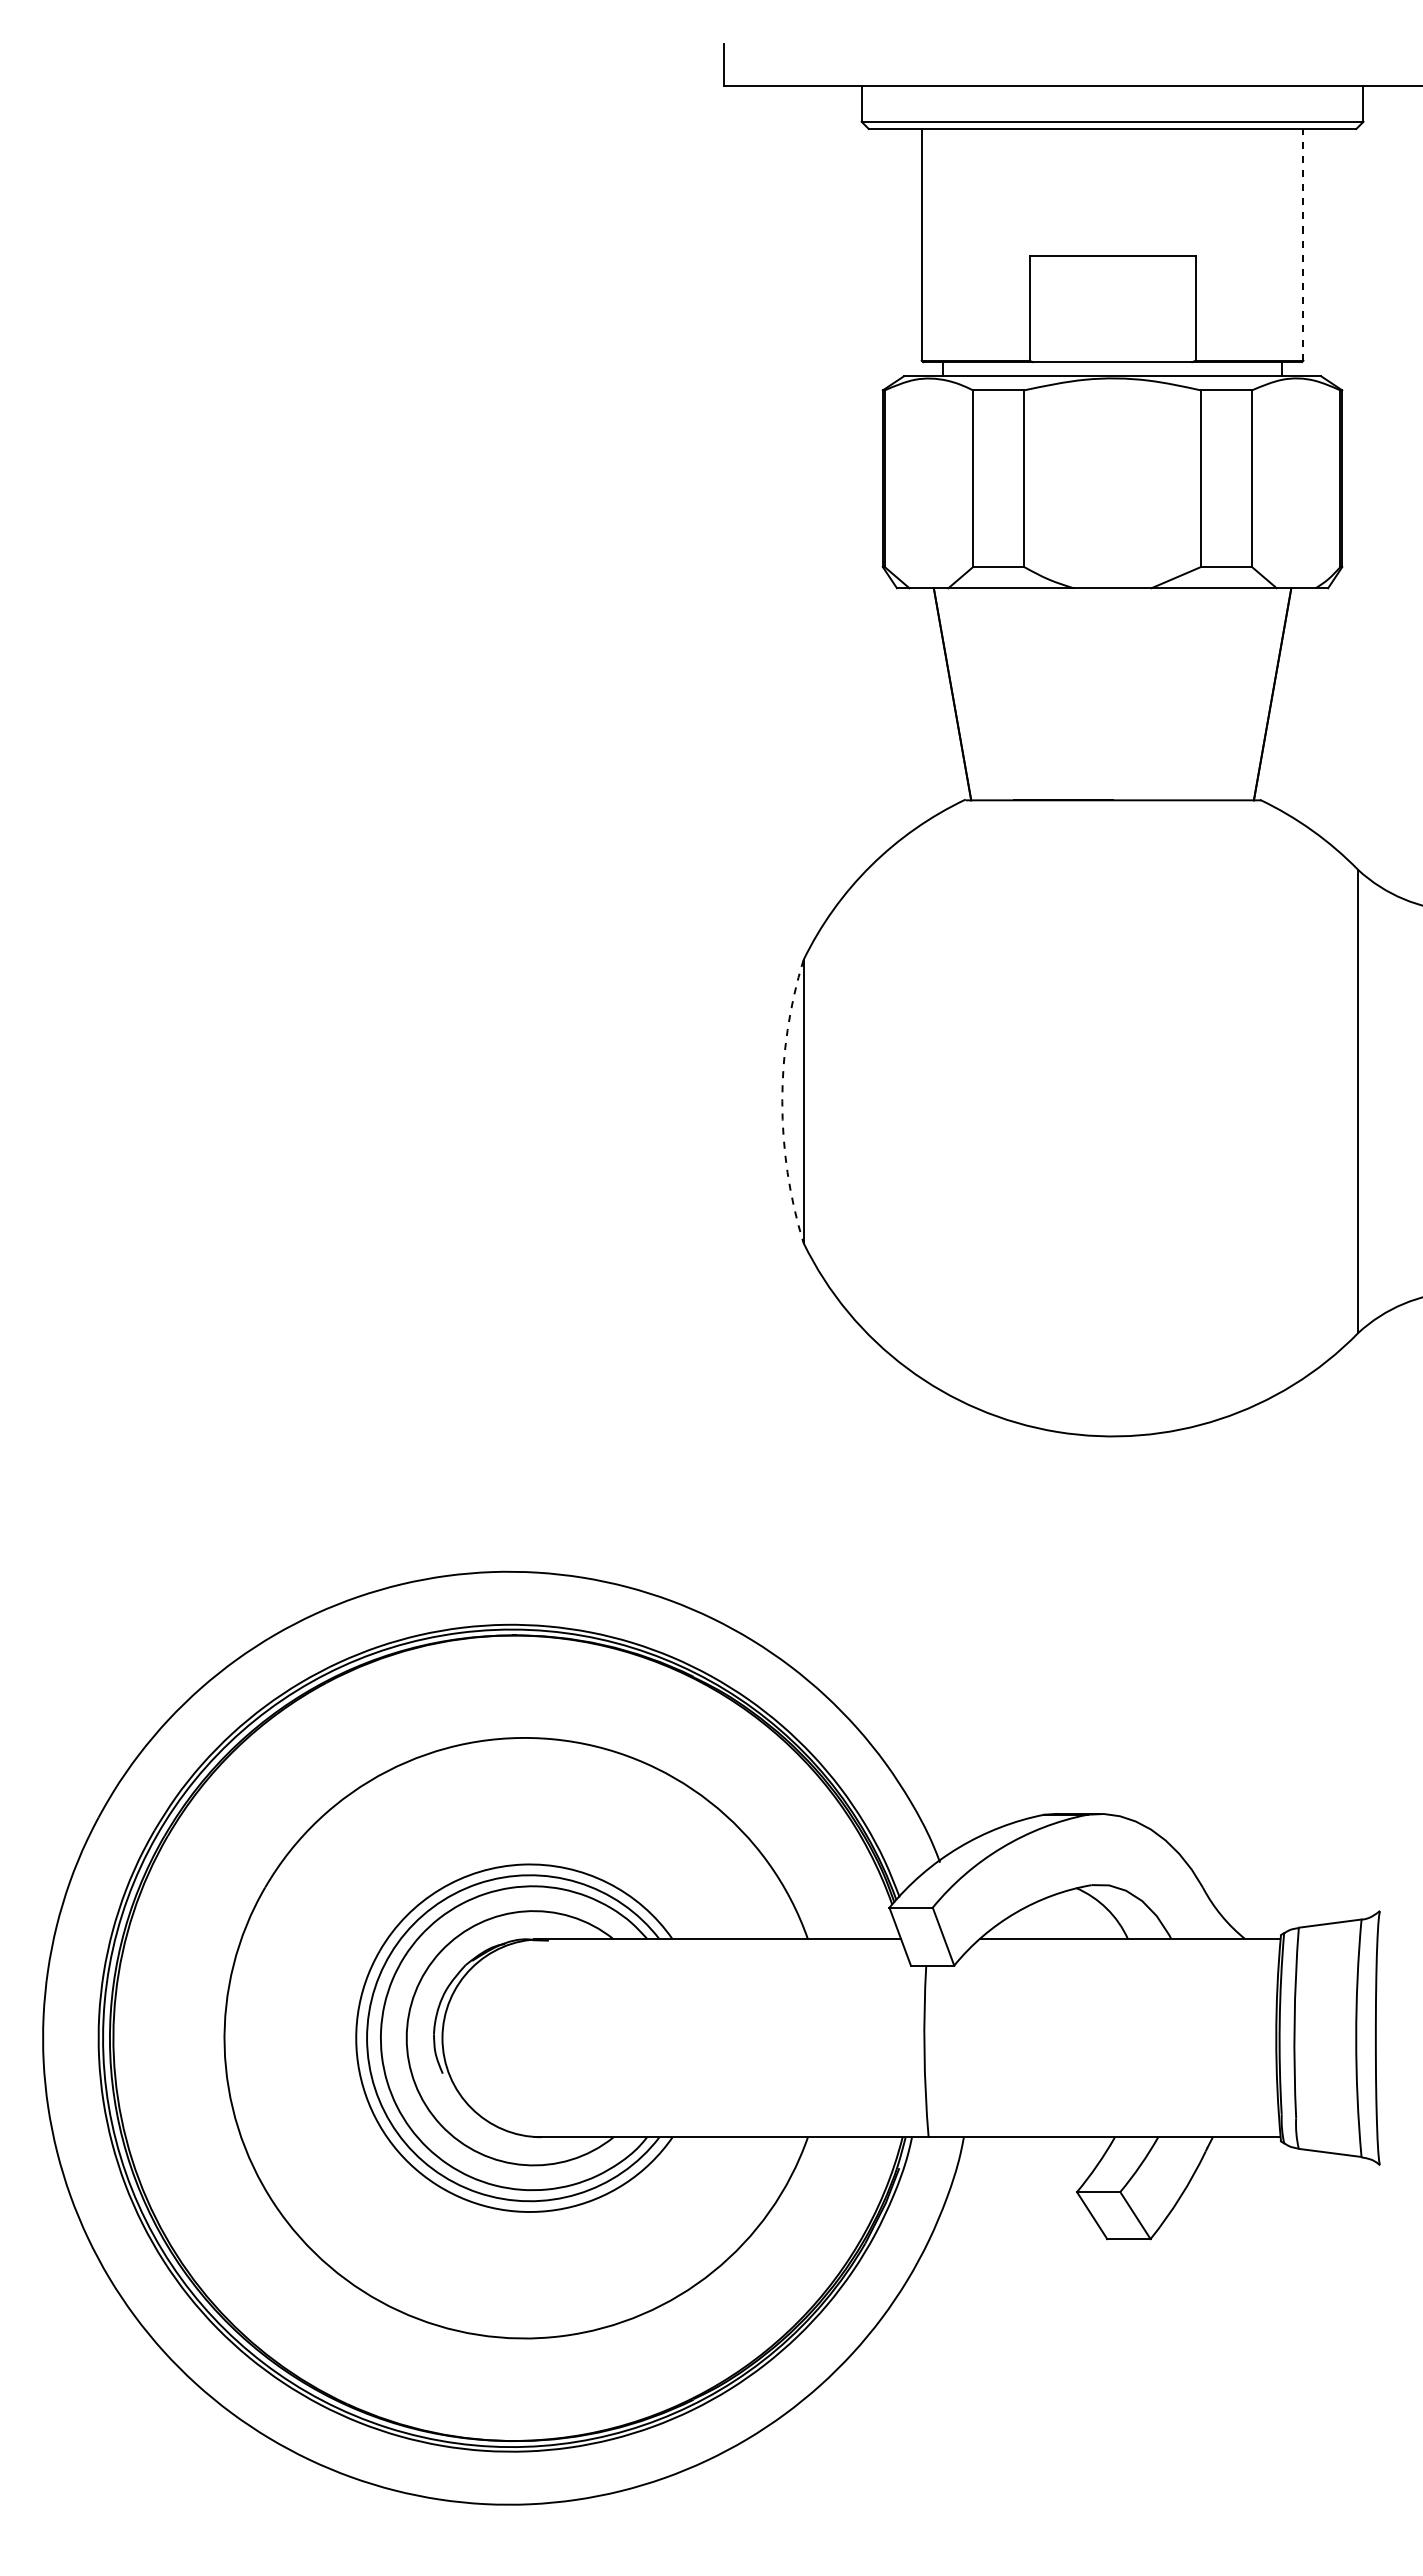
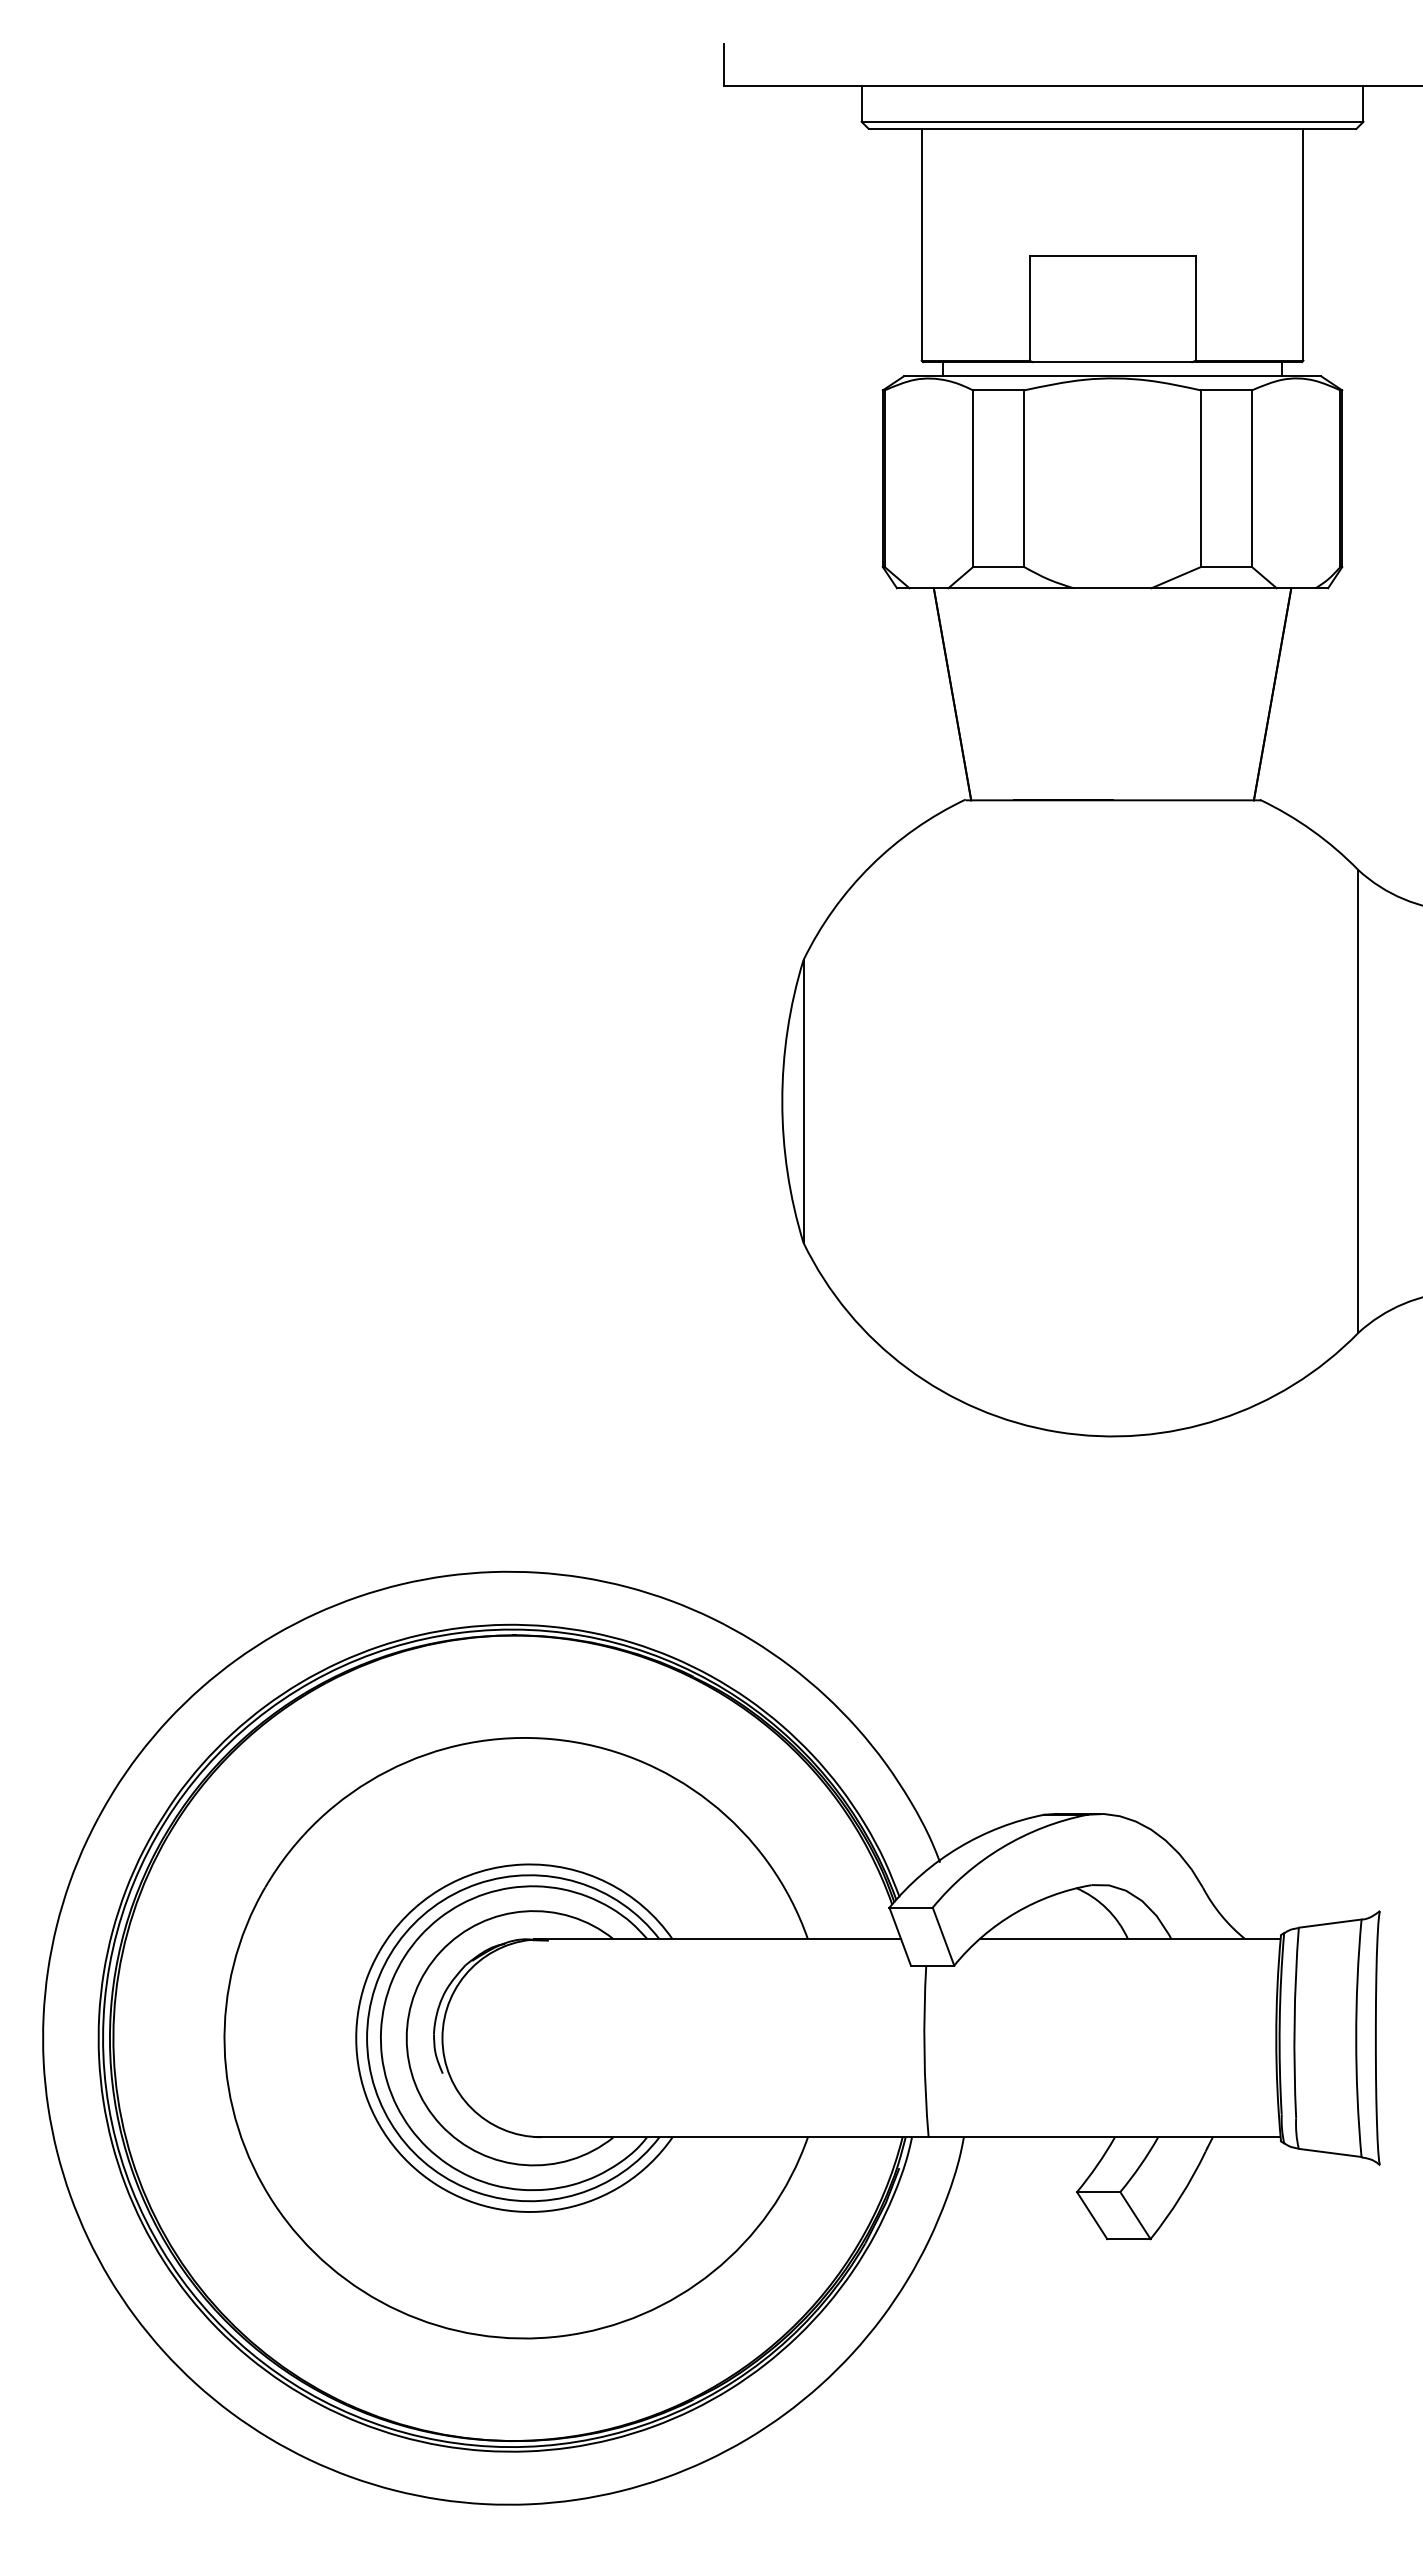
line: dashed -> solid (1303, 244)
arc: dashed -> solid (782, 1101)
